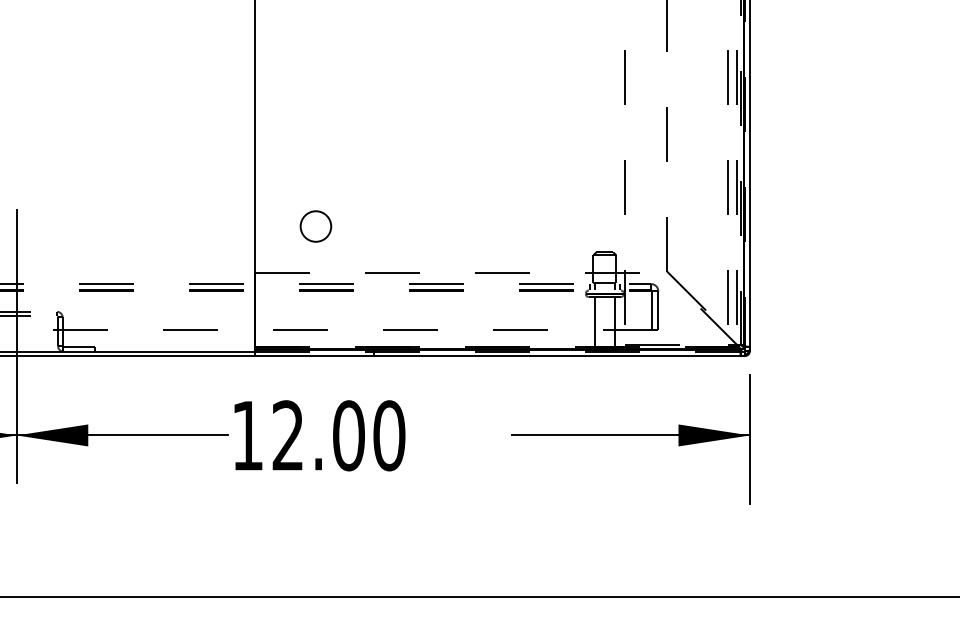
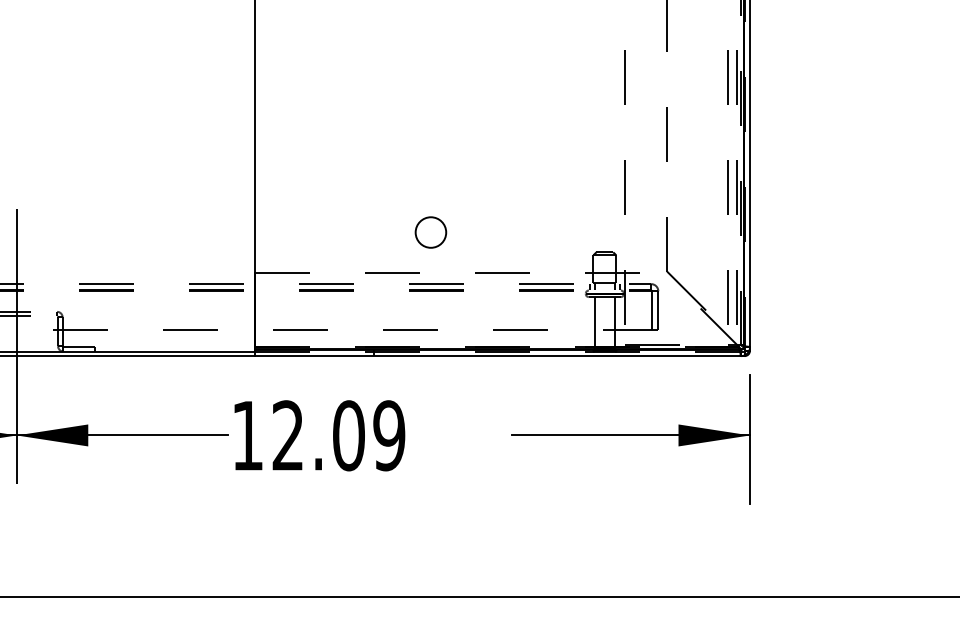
circle position: (315, 226) -> (430, 232) (430, 232)
text: 12.00 -> 12.09 (389, 435)
